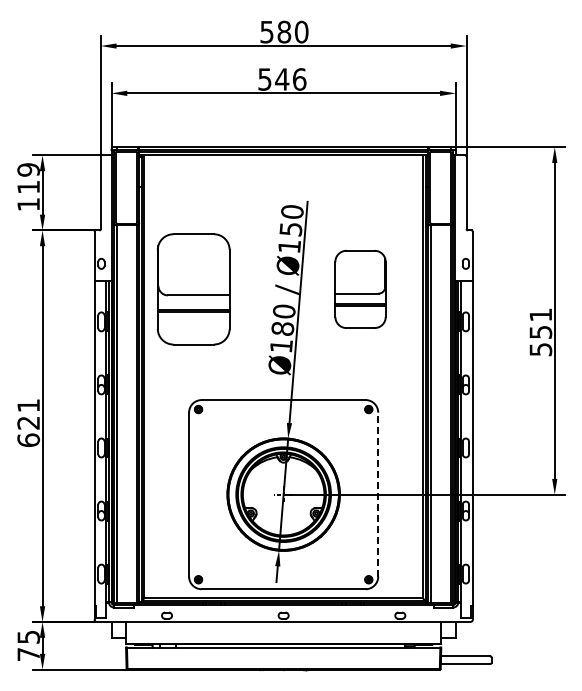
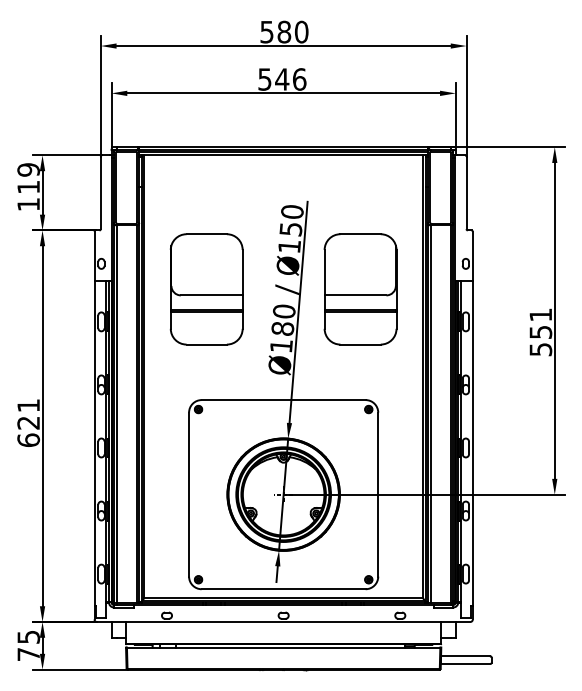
part size: 53x80 px -> 75x113 px (360, 289)
part position: (193, 289) -> (206, 289) (206, 289)
line: dashed -> solid (378, 494)
